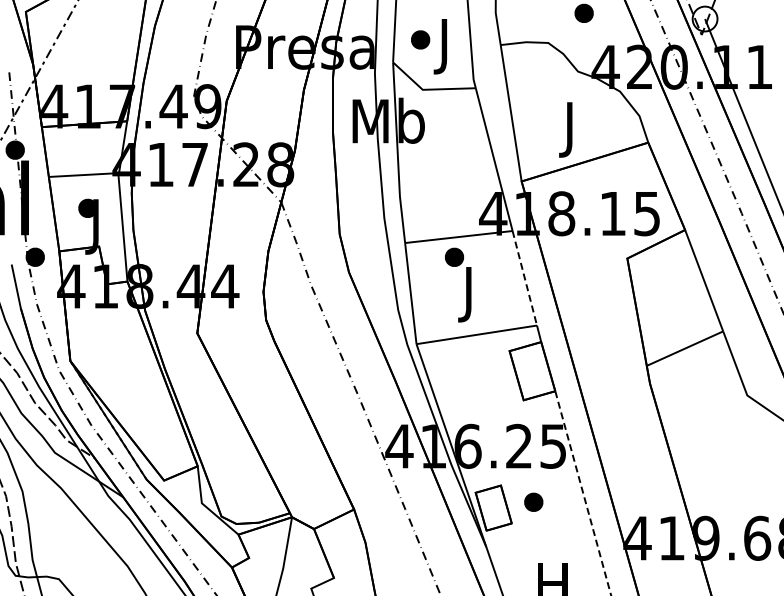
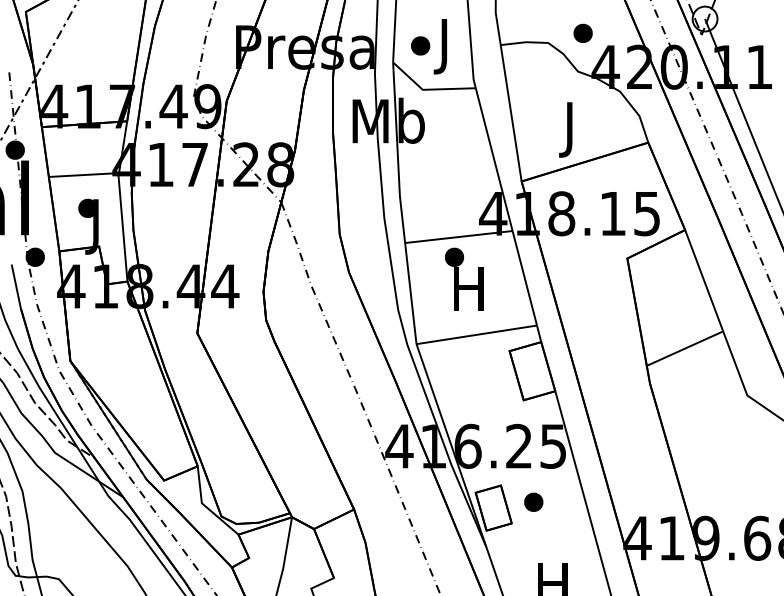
part position: (583, 12) -> (582, 32) (582, 32)
part position: (420, 39) -> (420, 45) (420, 45)
line: dashed -> solid (524, 278)
text: J -> H (468, 294)
line: dashed -> solid (583, 494)
